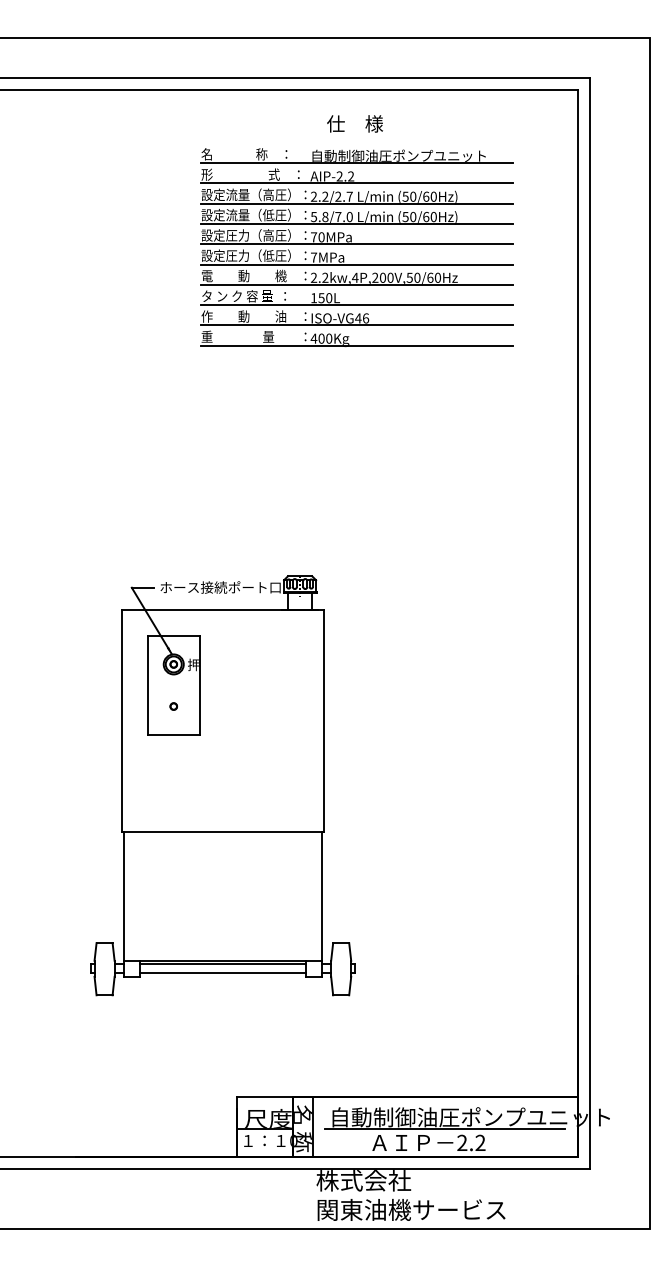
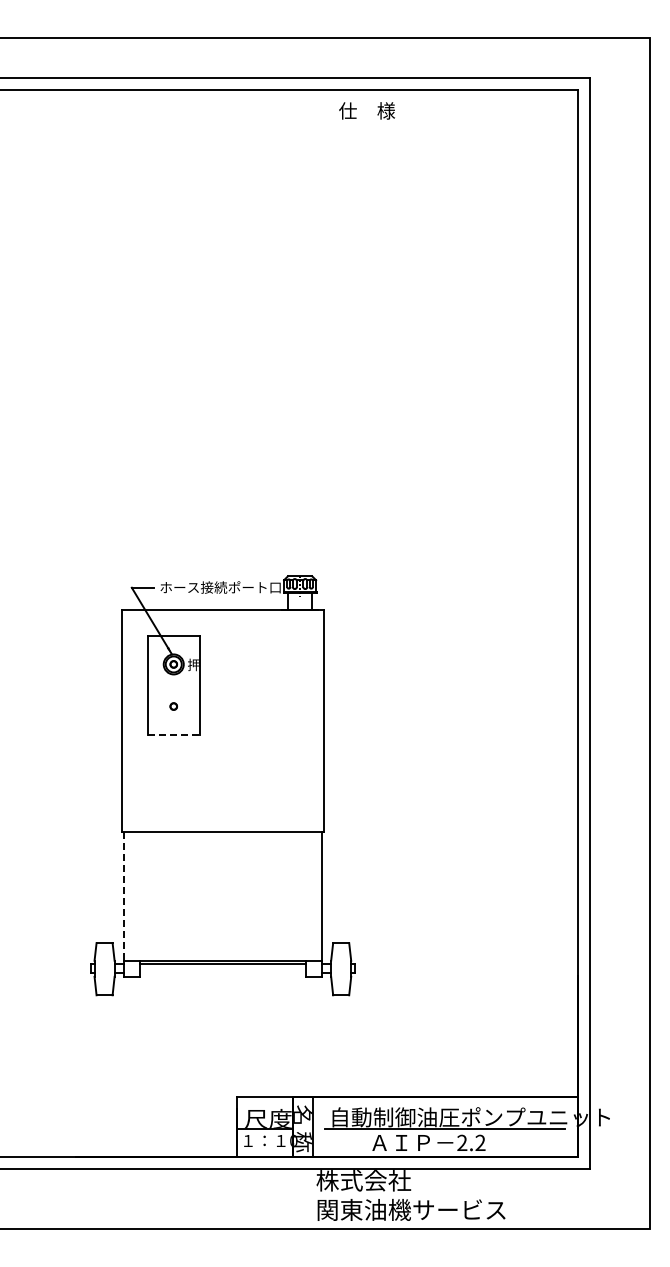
text position: (354, 123) -> (366, 110) (366, 110)
part: present -> none (356, 247)
line: solid -> dashed (174, 734)
line: solid -> dashed (123, 897)
line: present -> none (222, 973)
